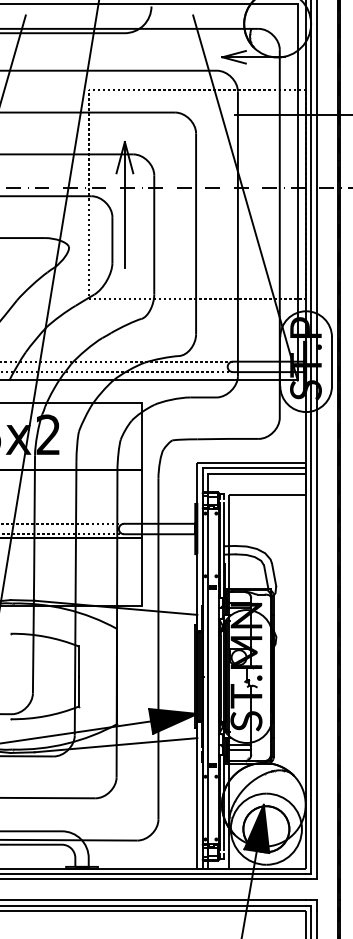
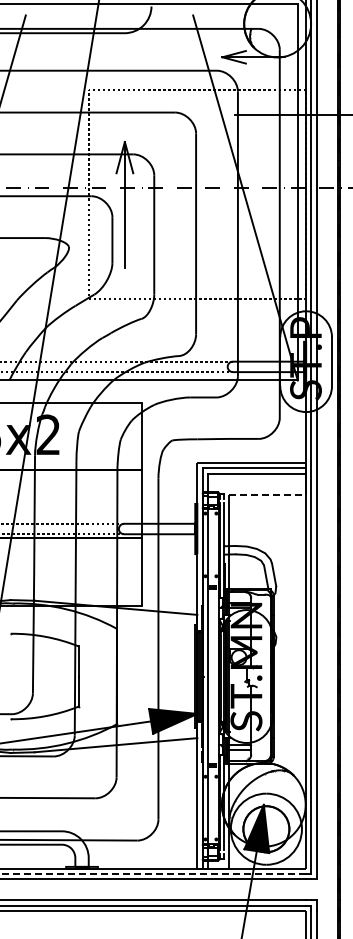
line: solid -> dashed (267, 494)
line: solid -> dashed (153, 874)
